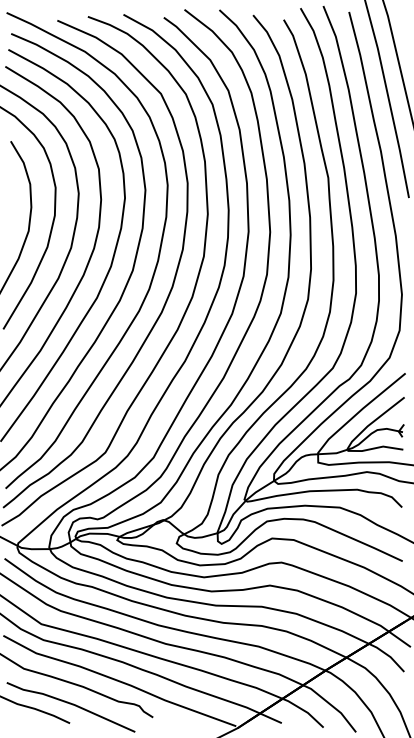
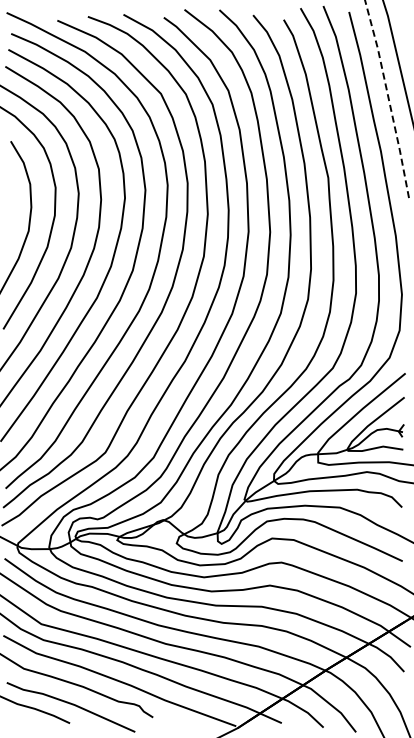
line: solid -> dashed (388, 98)
